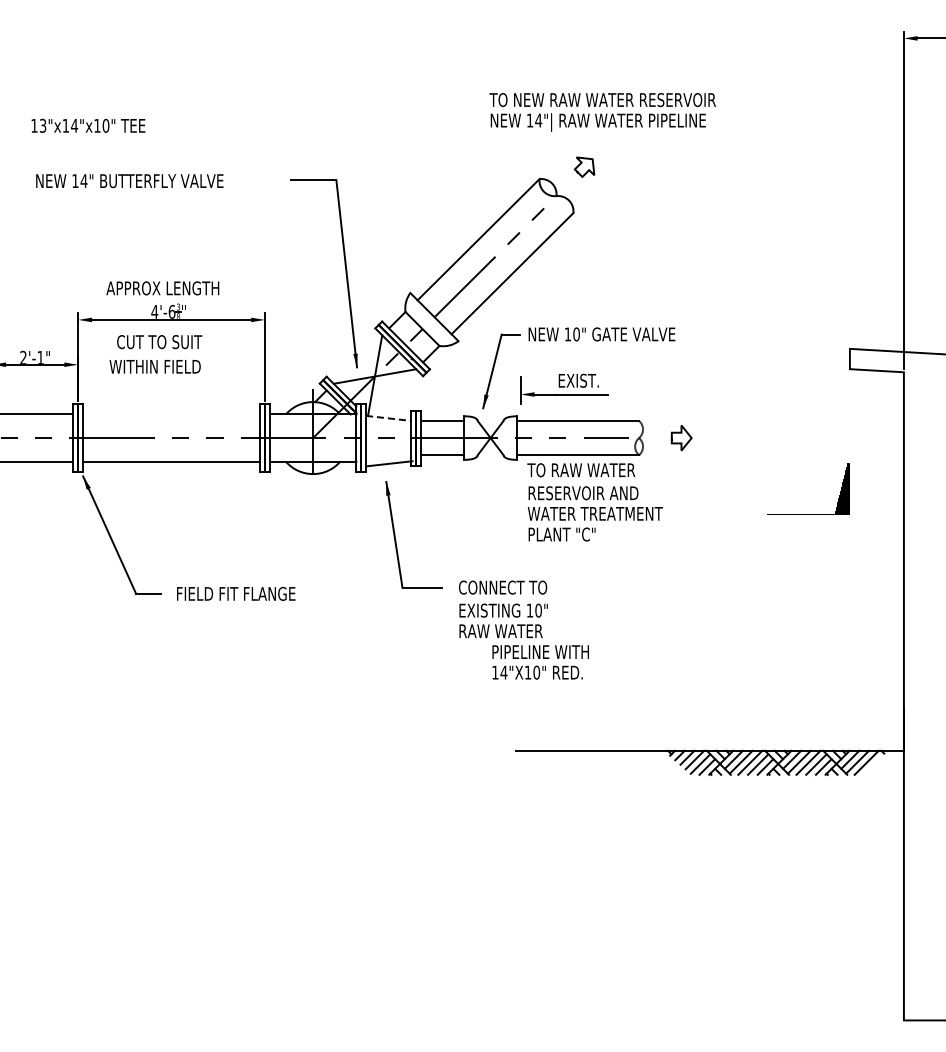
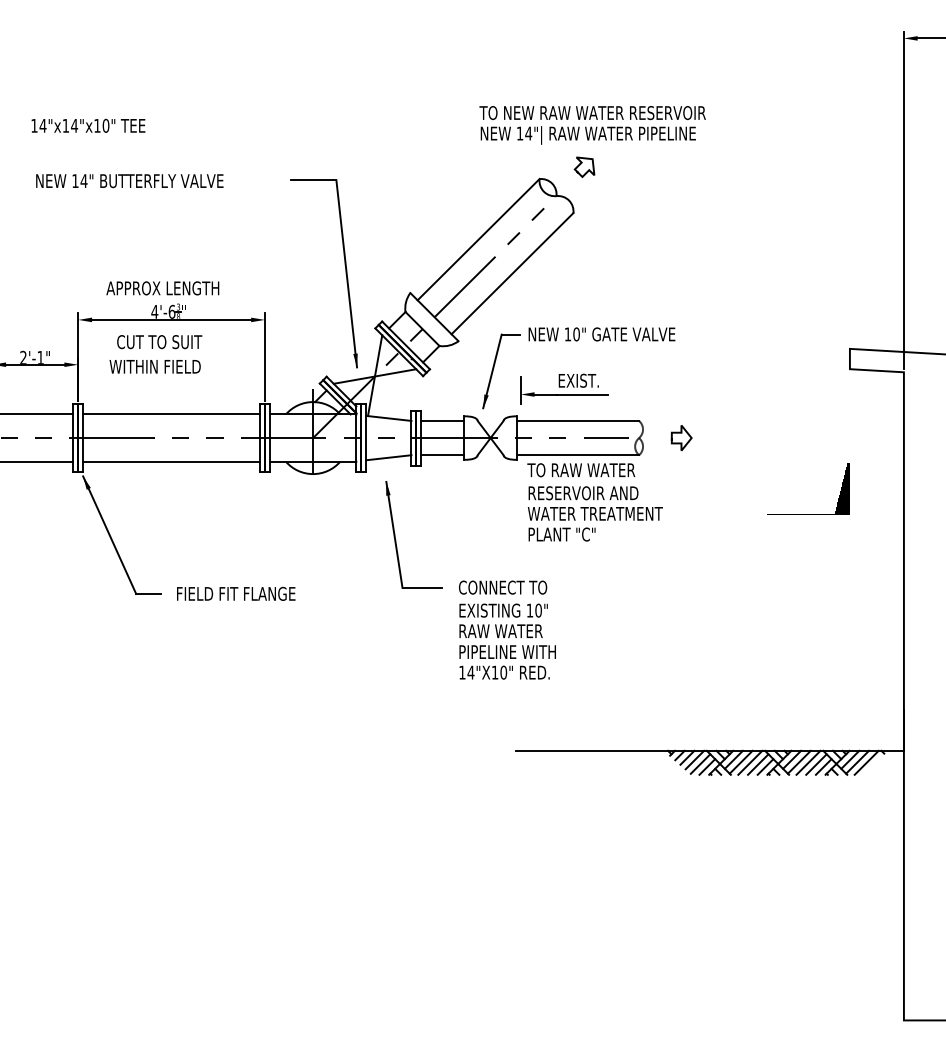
text position: (602, 112) -> (592, 125) (592, 125)
text: 13"x14"x10" -> 14"x14"x10" (42, 125)
line: none -> present (171, 414)
line: dashed -> solid (388, 418)
line position: (389, 463) -> (388, 457) (388, 457)
text position: (540, 662) -> (507, 662) (507, 662)
